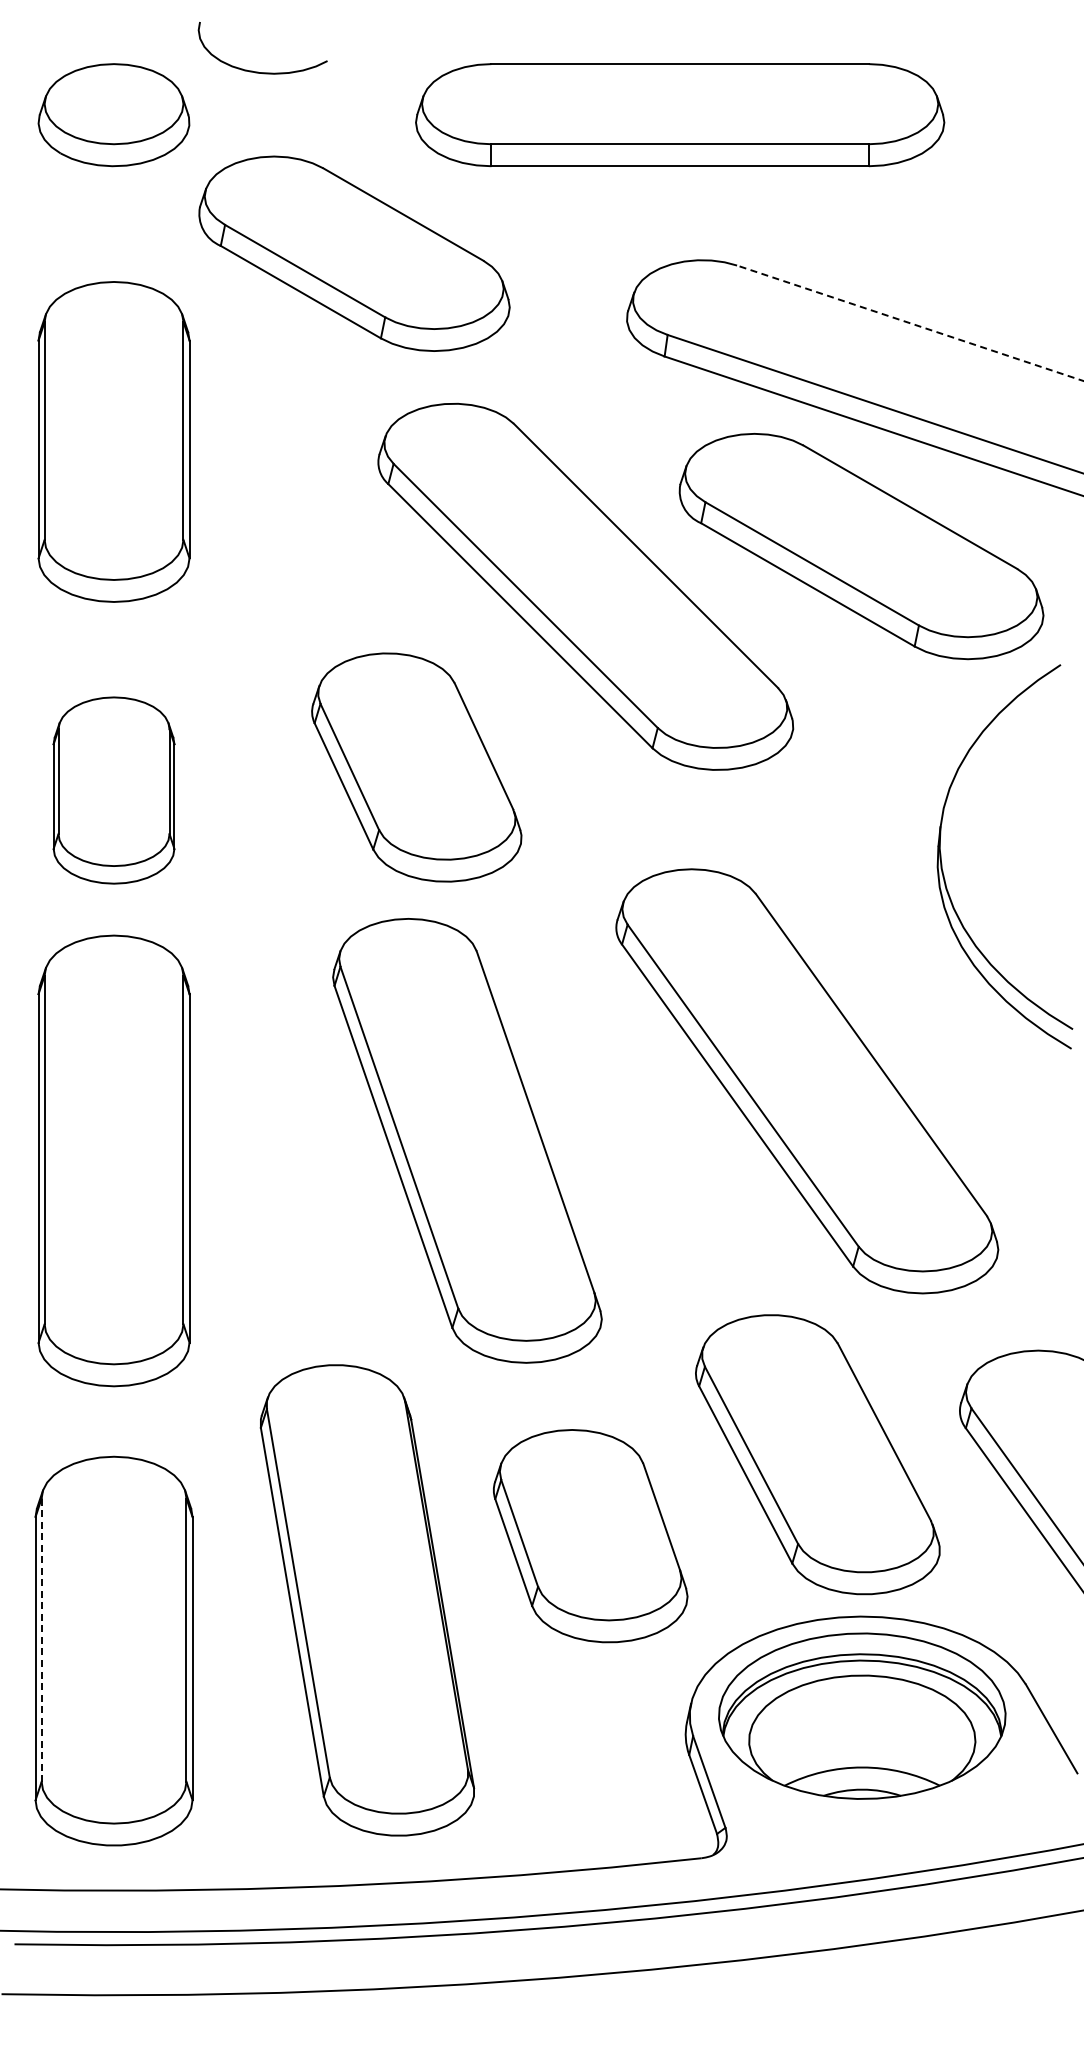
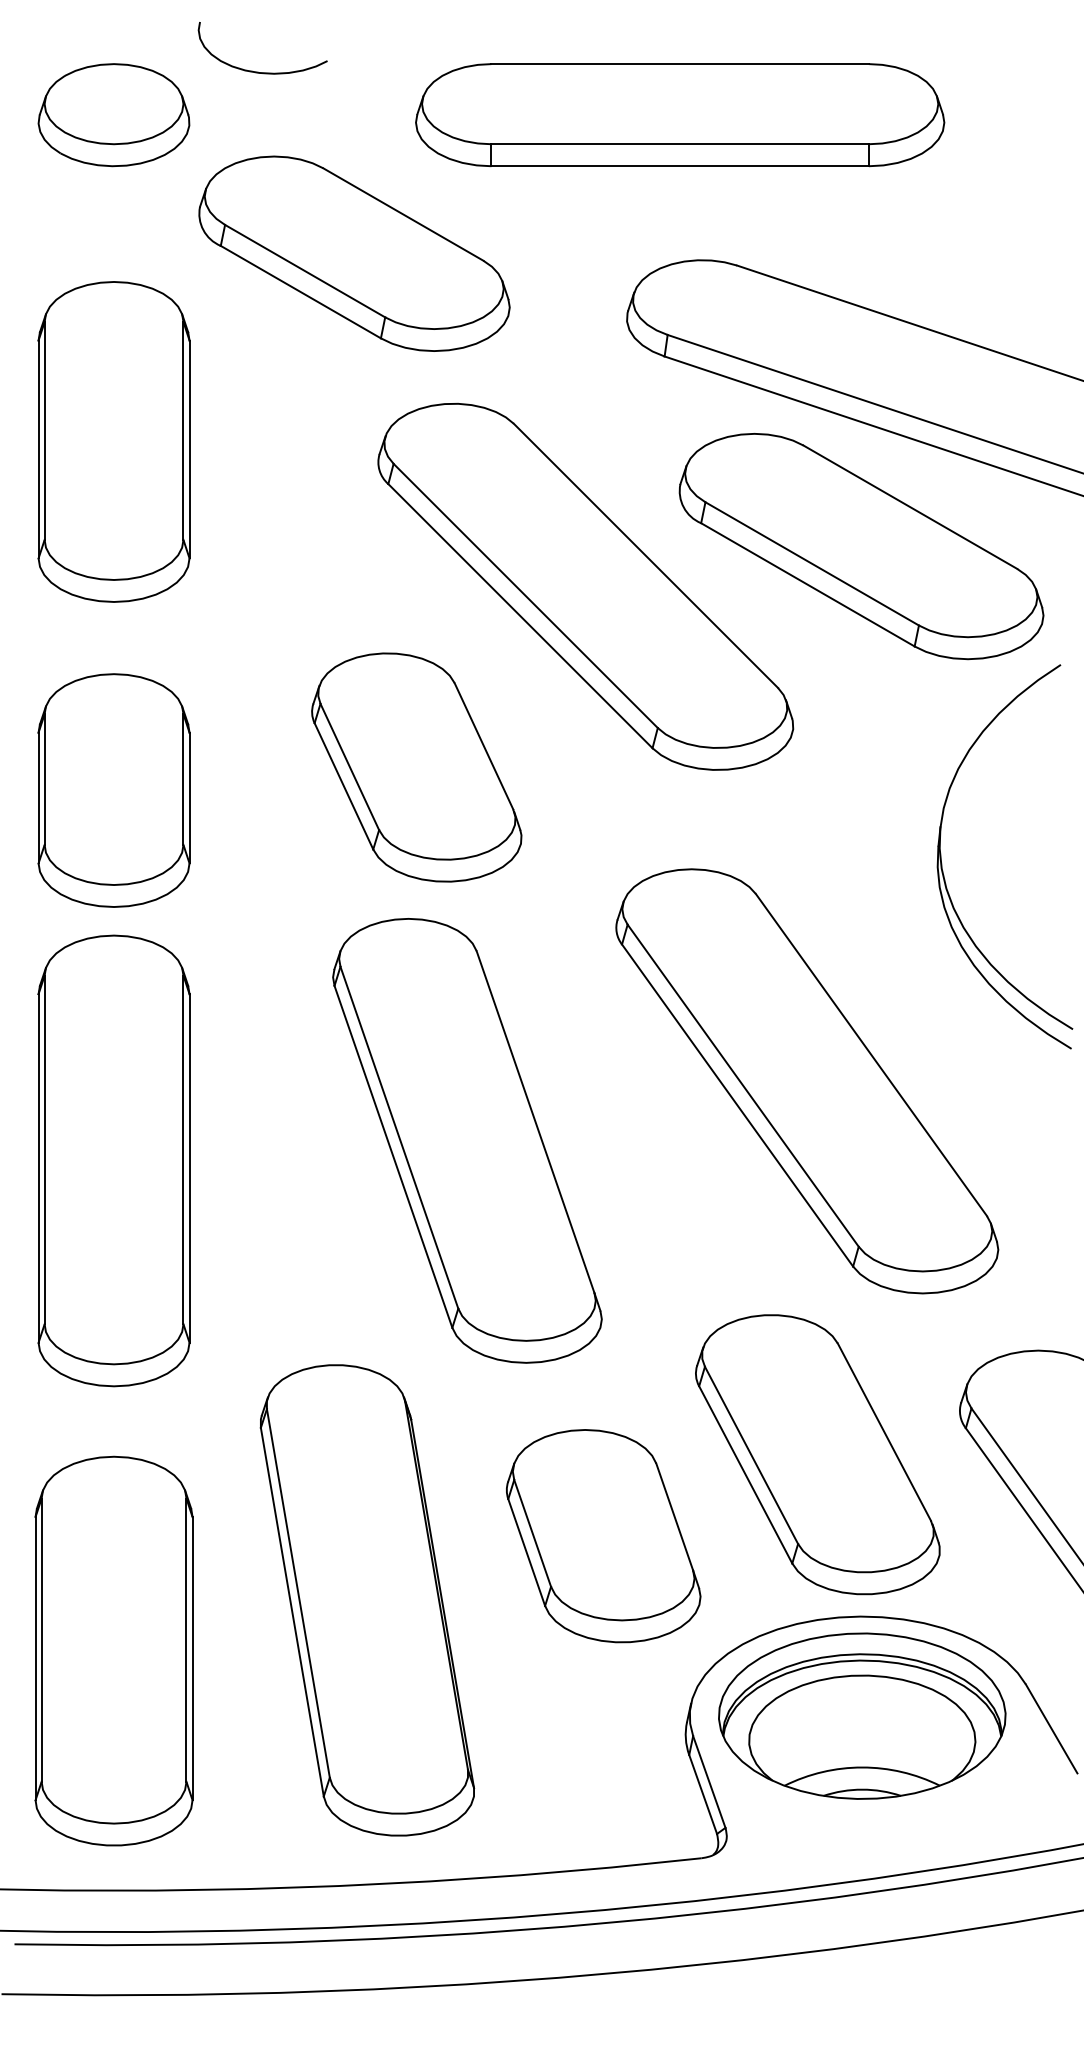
line: dashed -> solid (910, 323)
part size: 124x189 px -> 154x235 px (113, 790)
part position: (590, 1536) -> (603, 1536) (603, 1536)
line: dashed -> solid (41, 1640)
